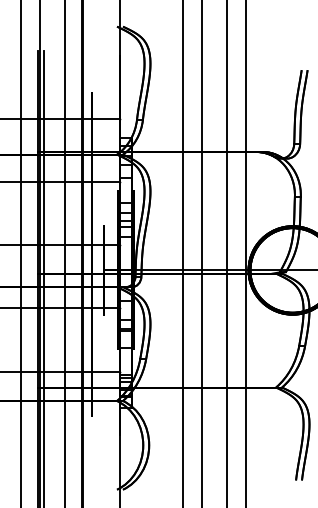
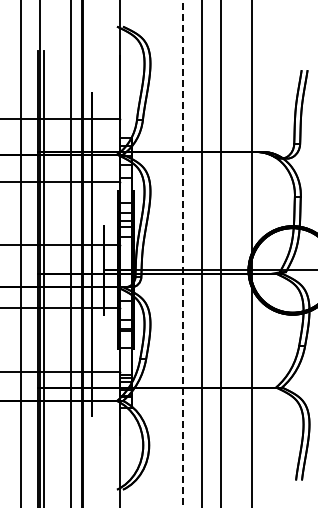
line position: (64, 253) -> (70, 253) (70, 253)
line position: (226, 253) -> (220, 253) (220, 253)
line position: (245, 253) -> (251, 253) (251, 253)
line: solid -> dashed (182, 254)
